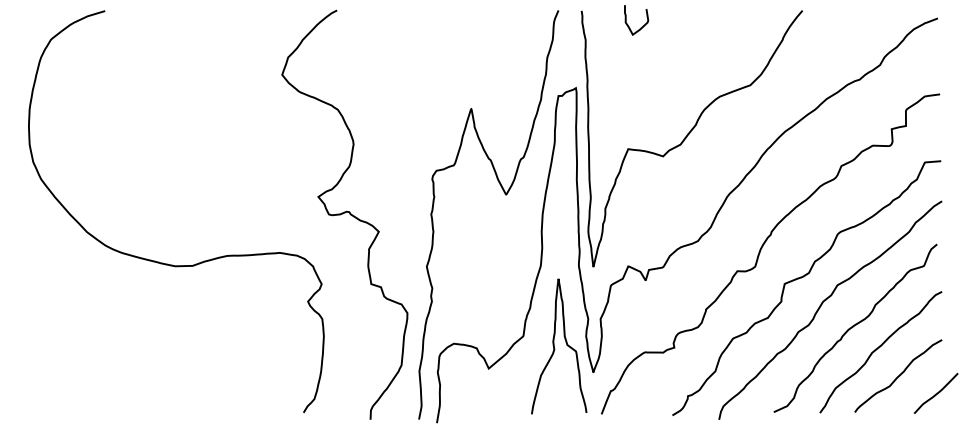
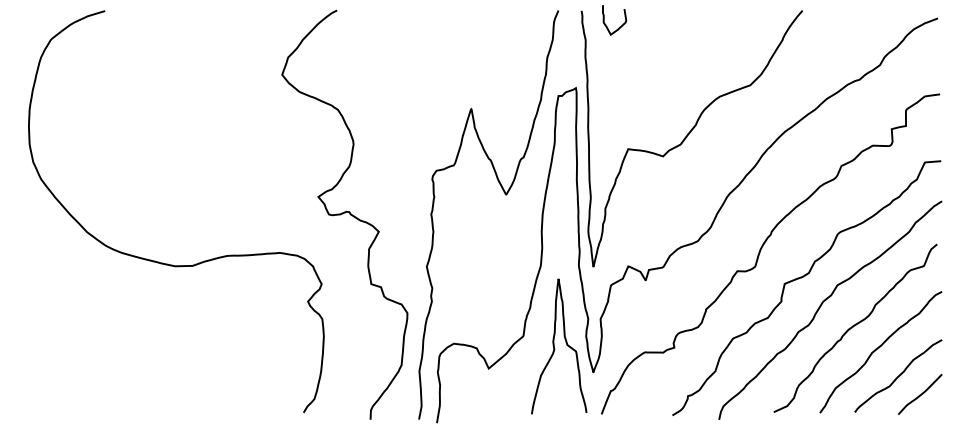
curve position: (641, 26) -> (619, 26) (619, 26)
curve position: (936, 393) -> (920, 394) (920, 394)
